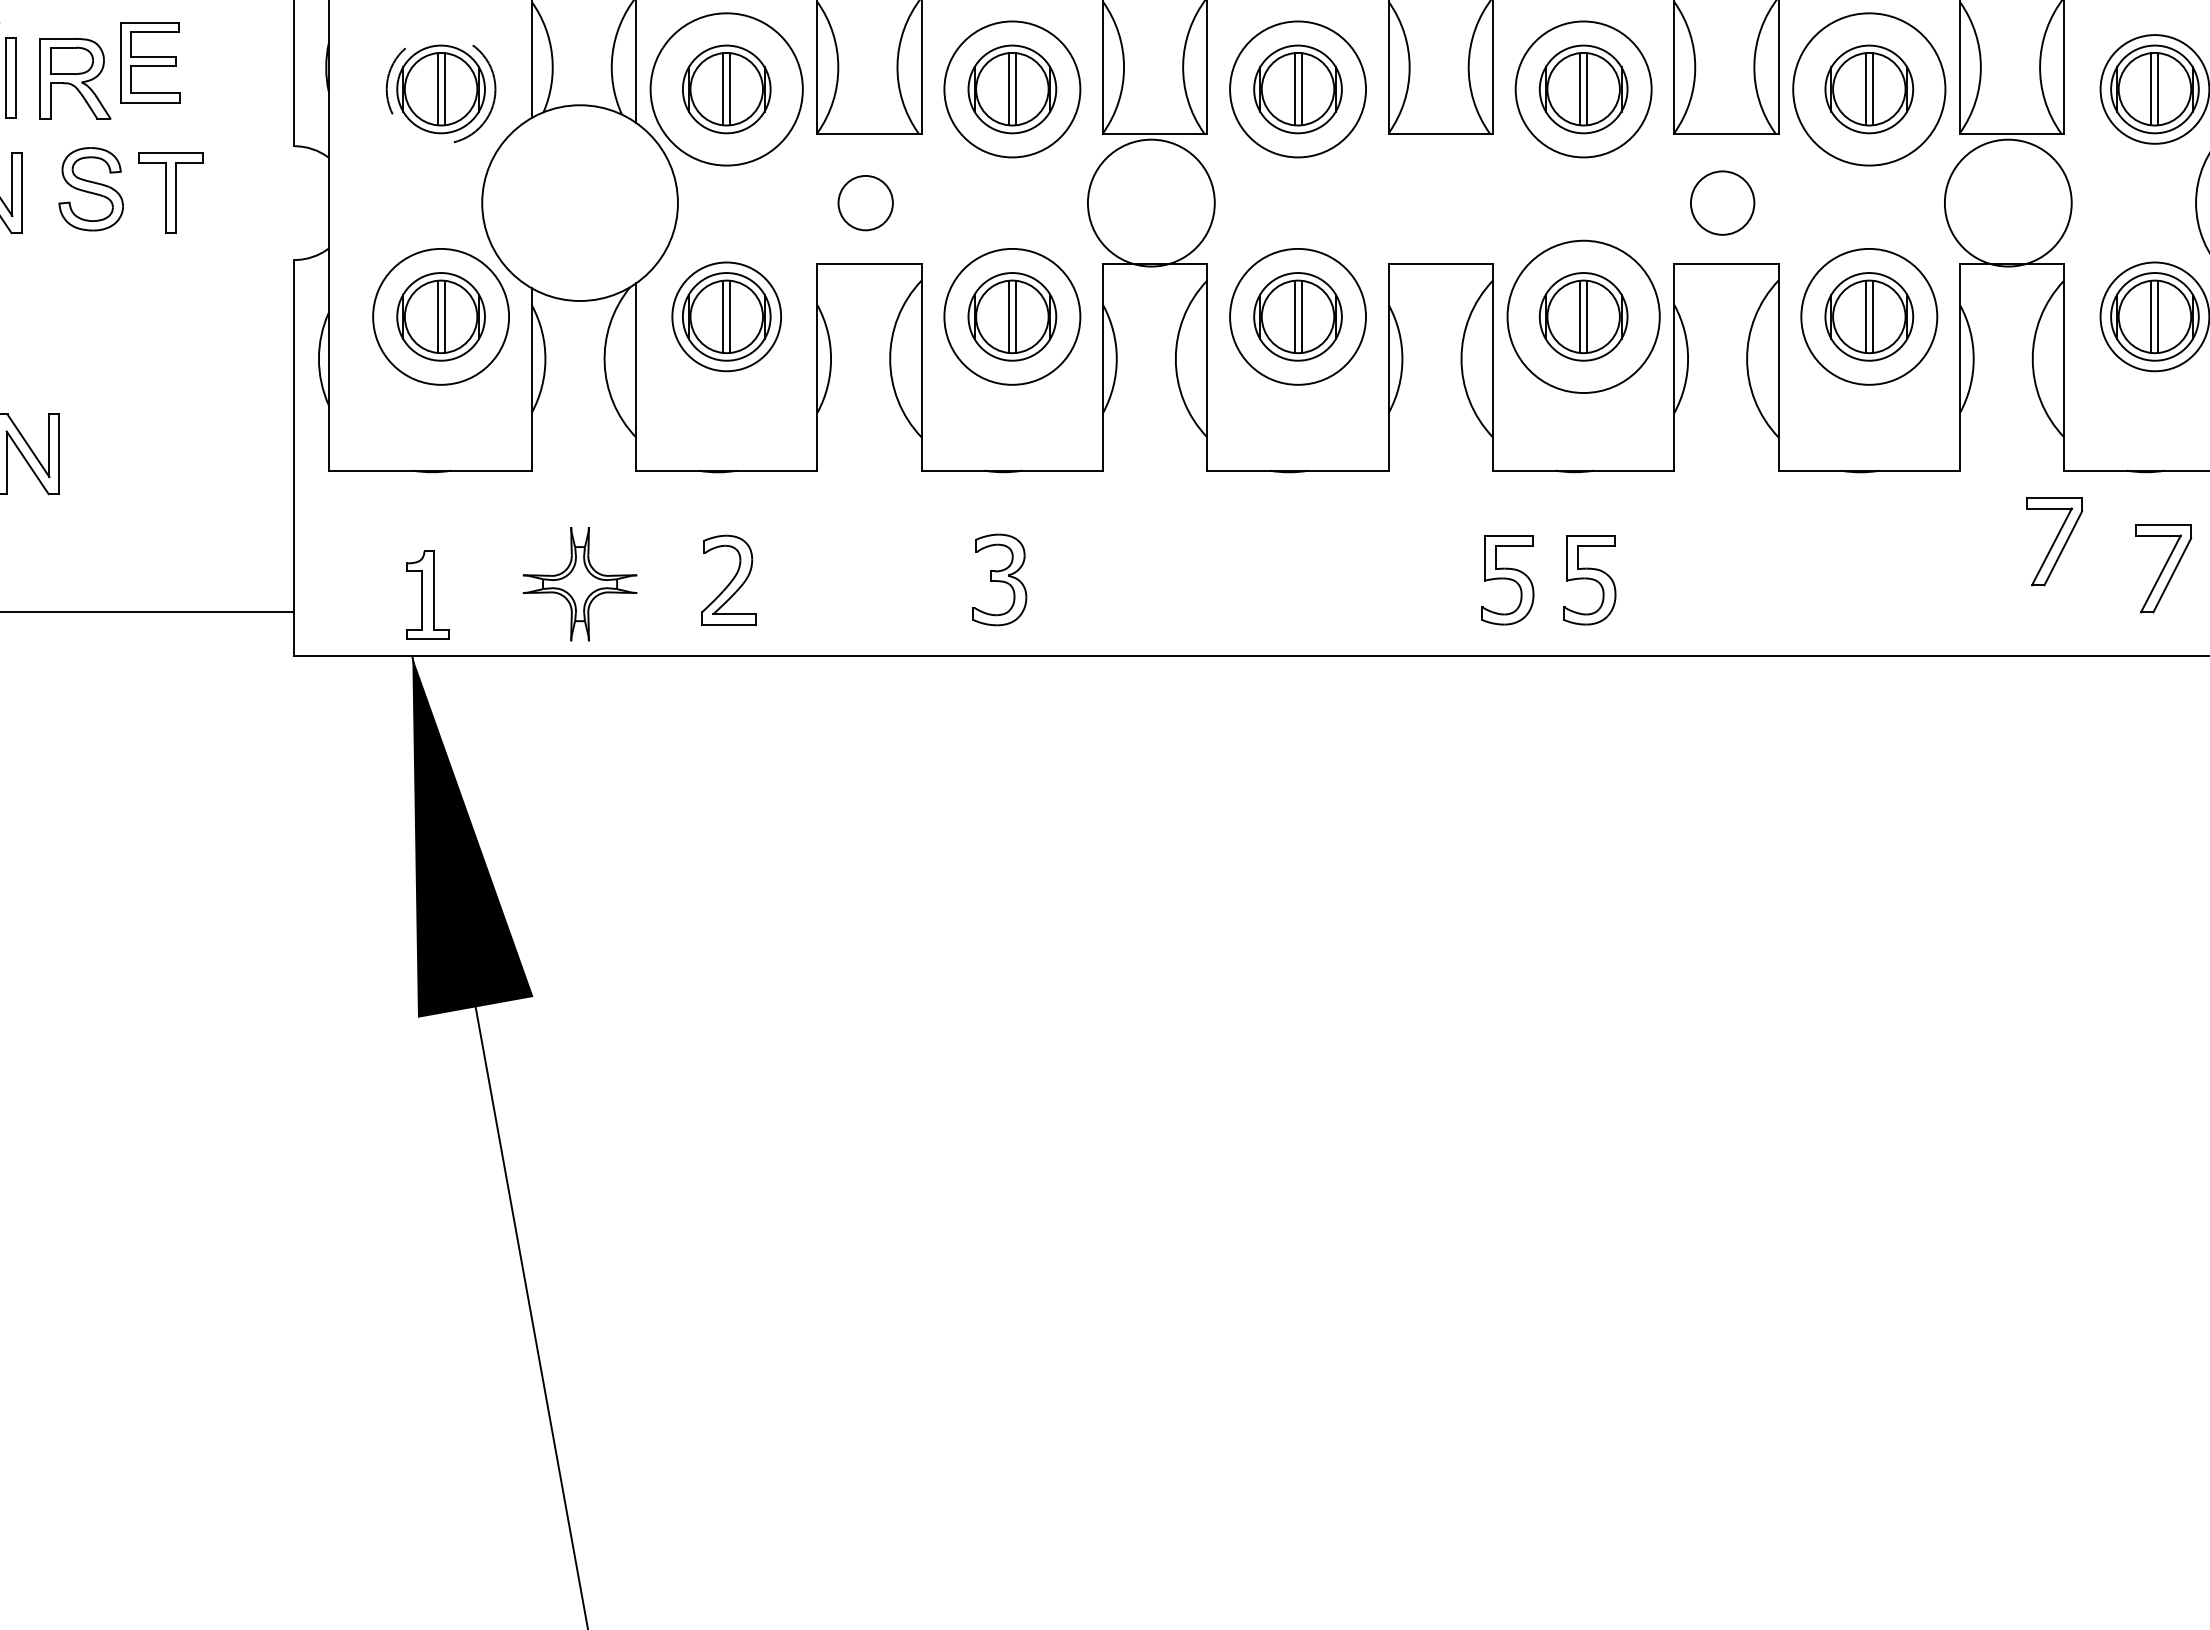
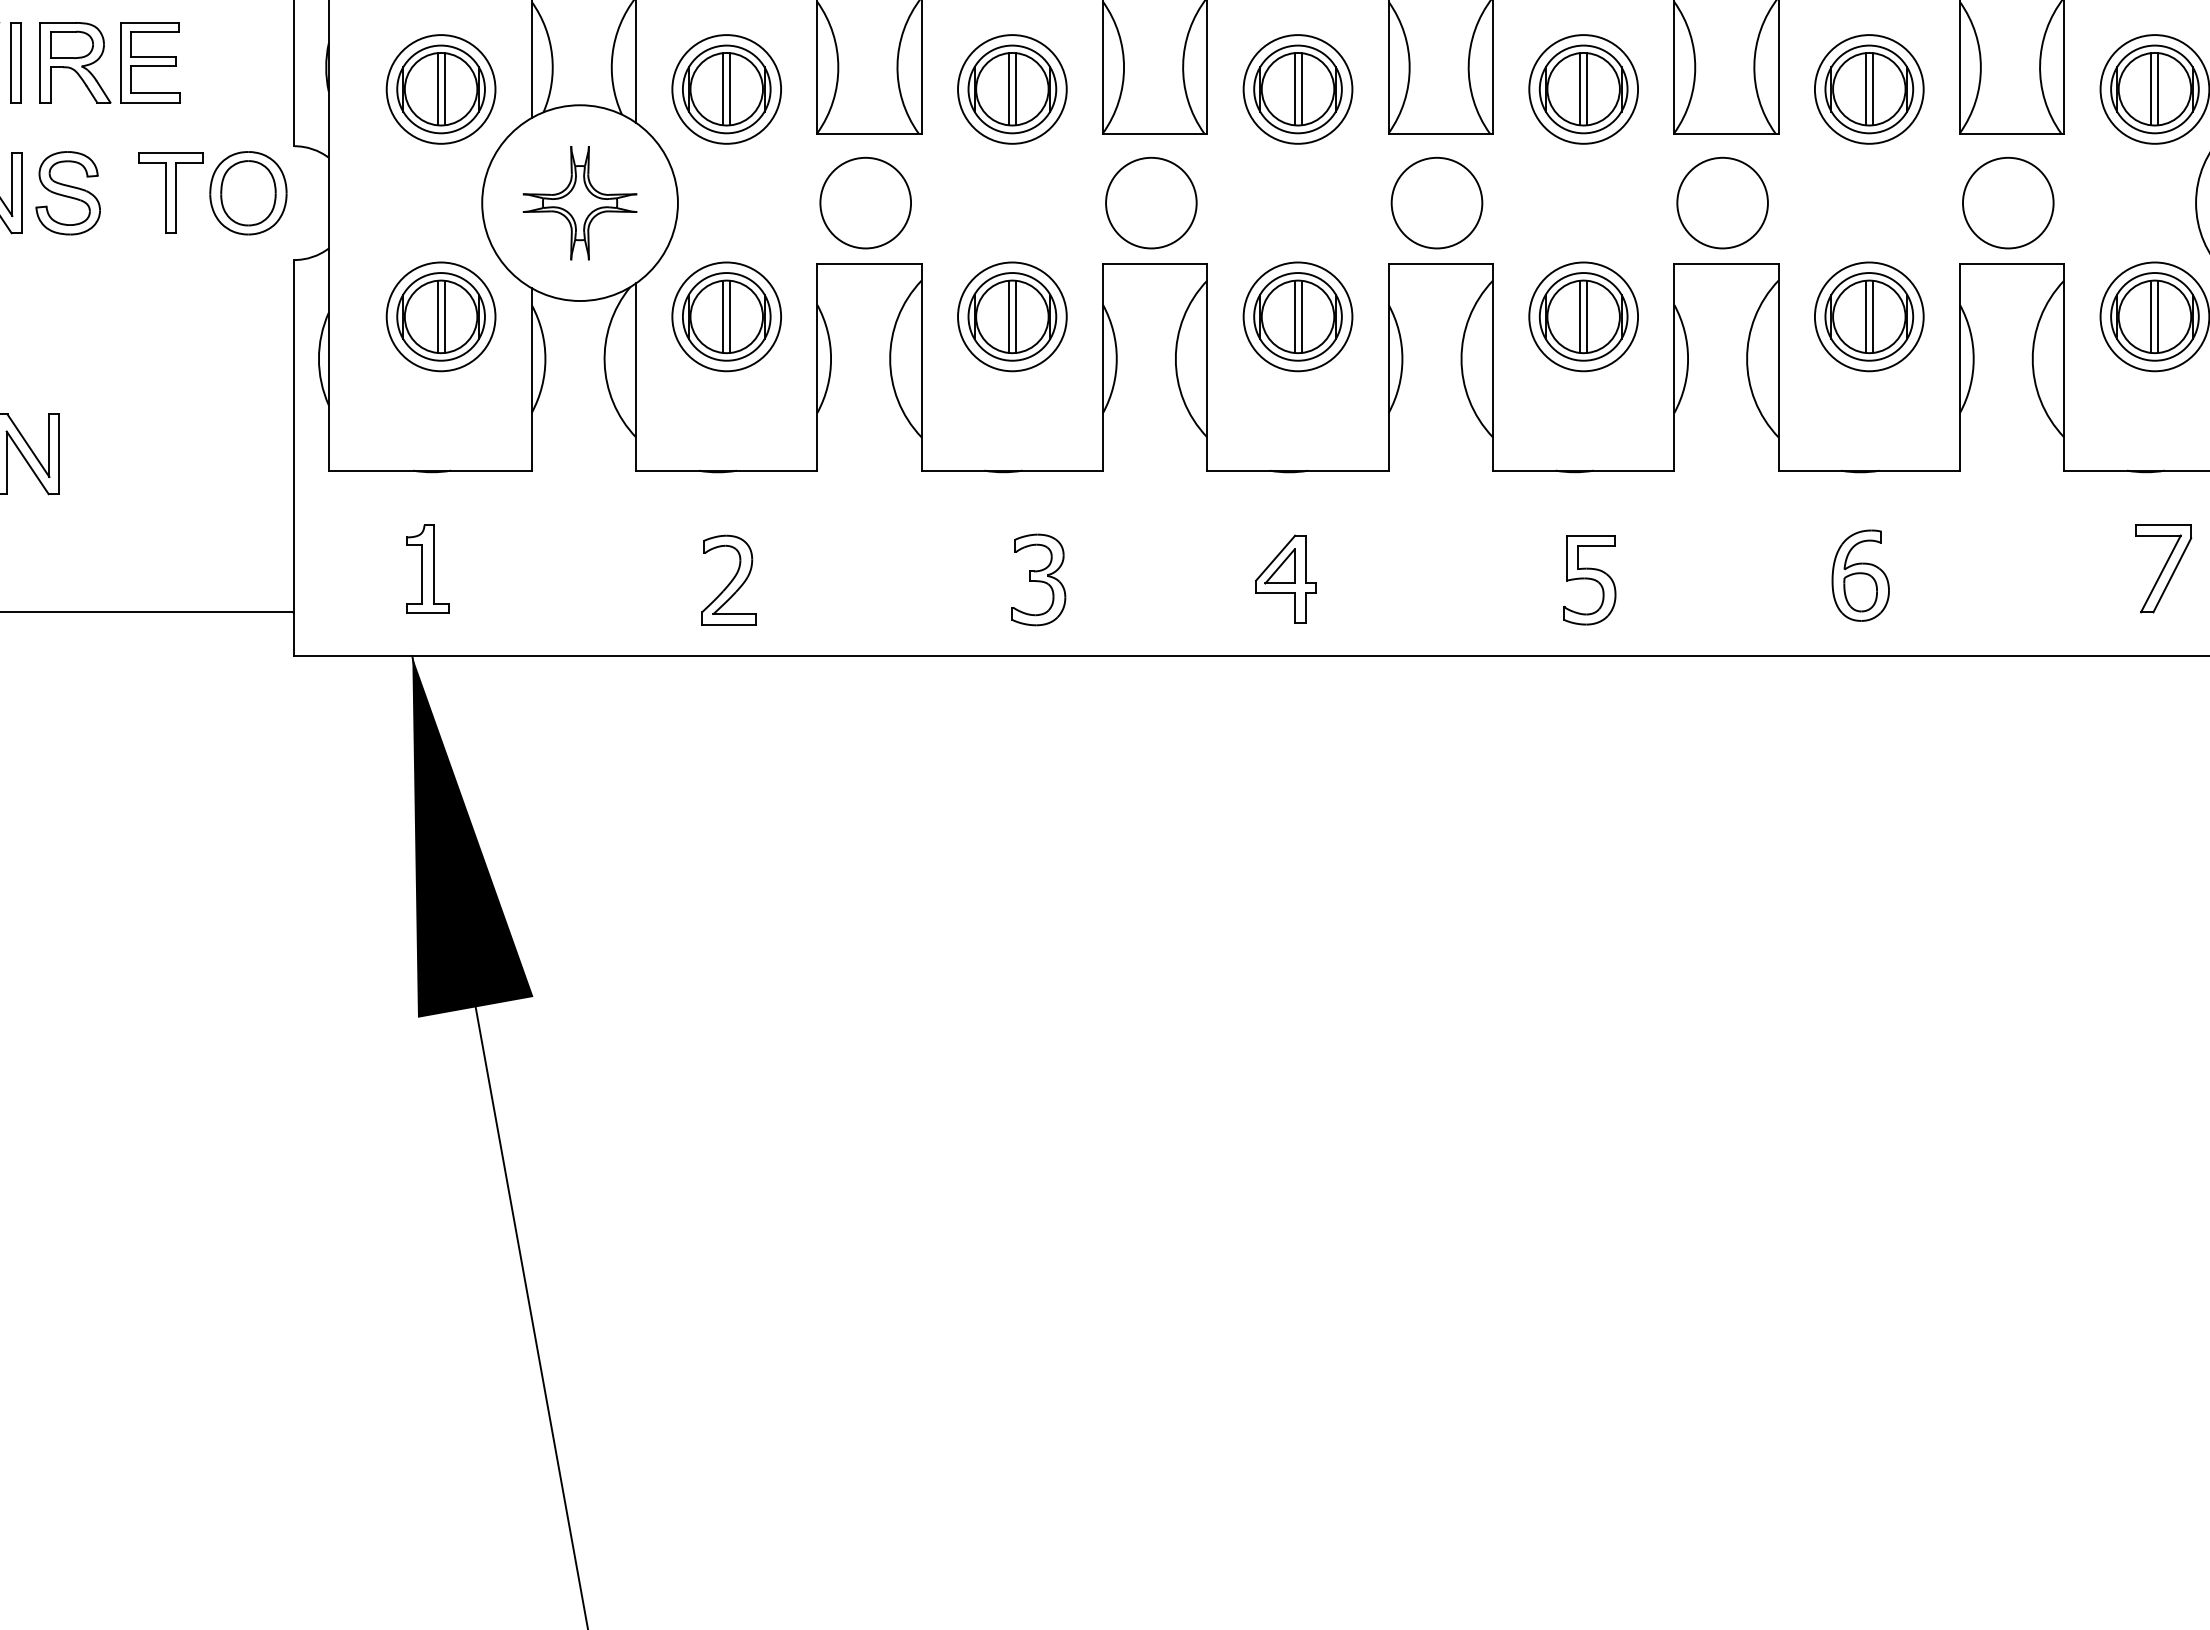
part position: (10, 77) -> (15, 62) (15, 62)
part position: (75, 78) -> (75, 62) (75, 62)
circle: dashed -> solid (440, 89)
circle diameter: 152 px -> 109 px (726, 89)
circle diameter: 136 px -> 109 px (1012, 89)
circle diameter: 136 px -> 109 px (1297, 89)
circle diameter: 136 px -> 109 px (1583, 89)
circle diameter: 152 px -> 109 px (1868, 89)
part position: (90, 189) -> (67, 193) (67, 193)
part: none -> present (248, 193)
circle diameter: 54 px -> 91 px (865, 202)
circle diameter: 127 px -> 91 px (1151, 202)
circle: none -> present (1436, 202)
circle diameter: 63 px -> 91 px (1722, 202)
circle diameter: 127 px -> 91 px (2007, 202)
circle diameter: 136 px -> 109 px (440, 316)
circle diameter: 136 px -> 109 px (1012, 316)
circle diameter: 136 px -> 109 px (1297, 316)
circle diameter: 152 px -> 109 px (1583, 316)
circle diameter: 136 px -> 109 px (1868, 316)
part: present -> none (2054, 541)
part: none -> present (1860, 575)
part: none -> present (1285, 578)
part position: (999, 579) -> (1038, 579) (1038, 579)
part: present -> none (1507, 580)
part position: (579, 584) -> (579, 203) (579, 203)
part position: (427, 594) -> (427, 568) (427, 568)
